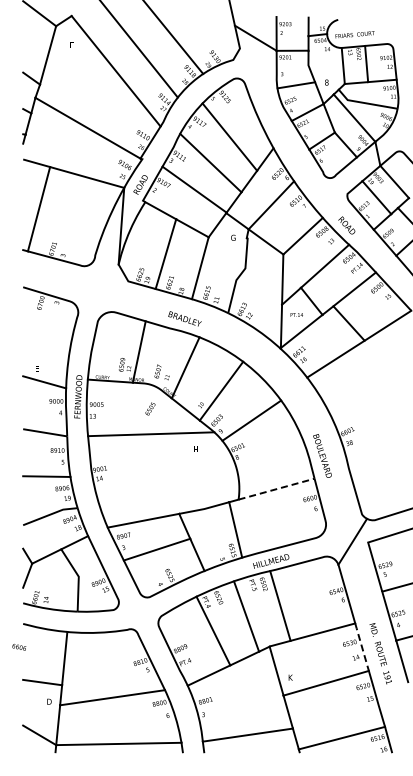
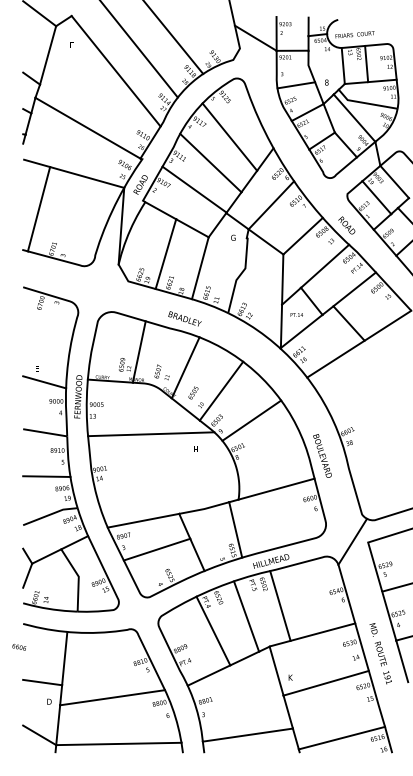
text position: (150, 408) -> (193, 392) (193, 392)
line: dashed -> solid (277, 489)
line: dashed -> solid (362, 647)
